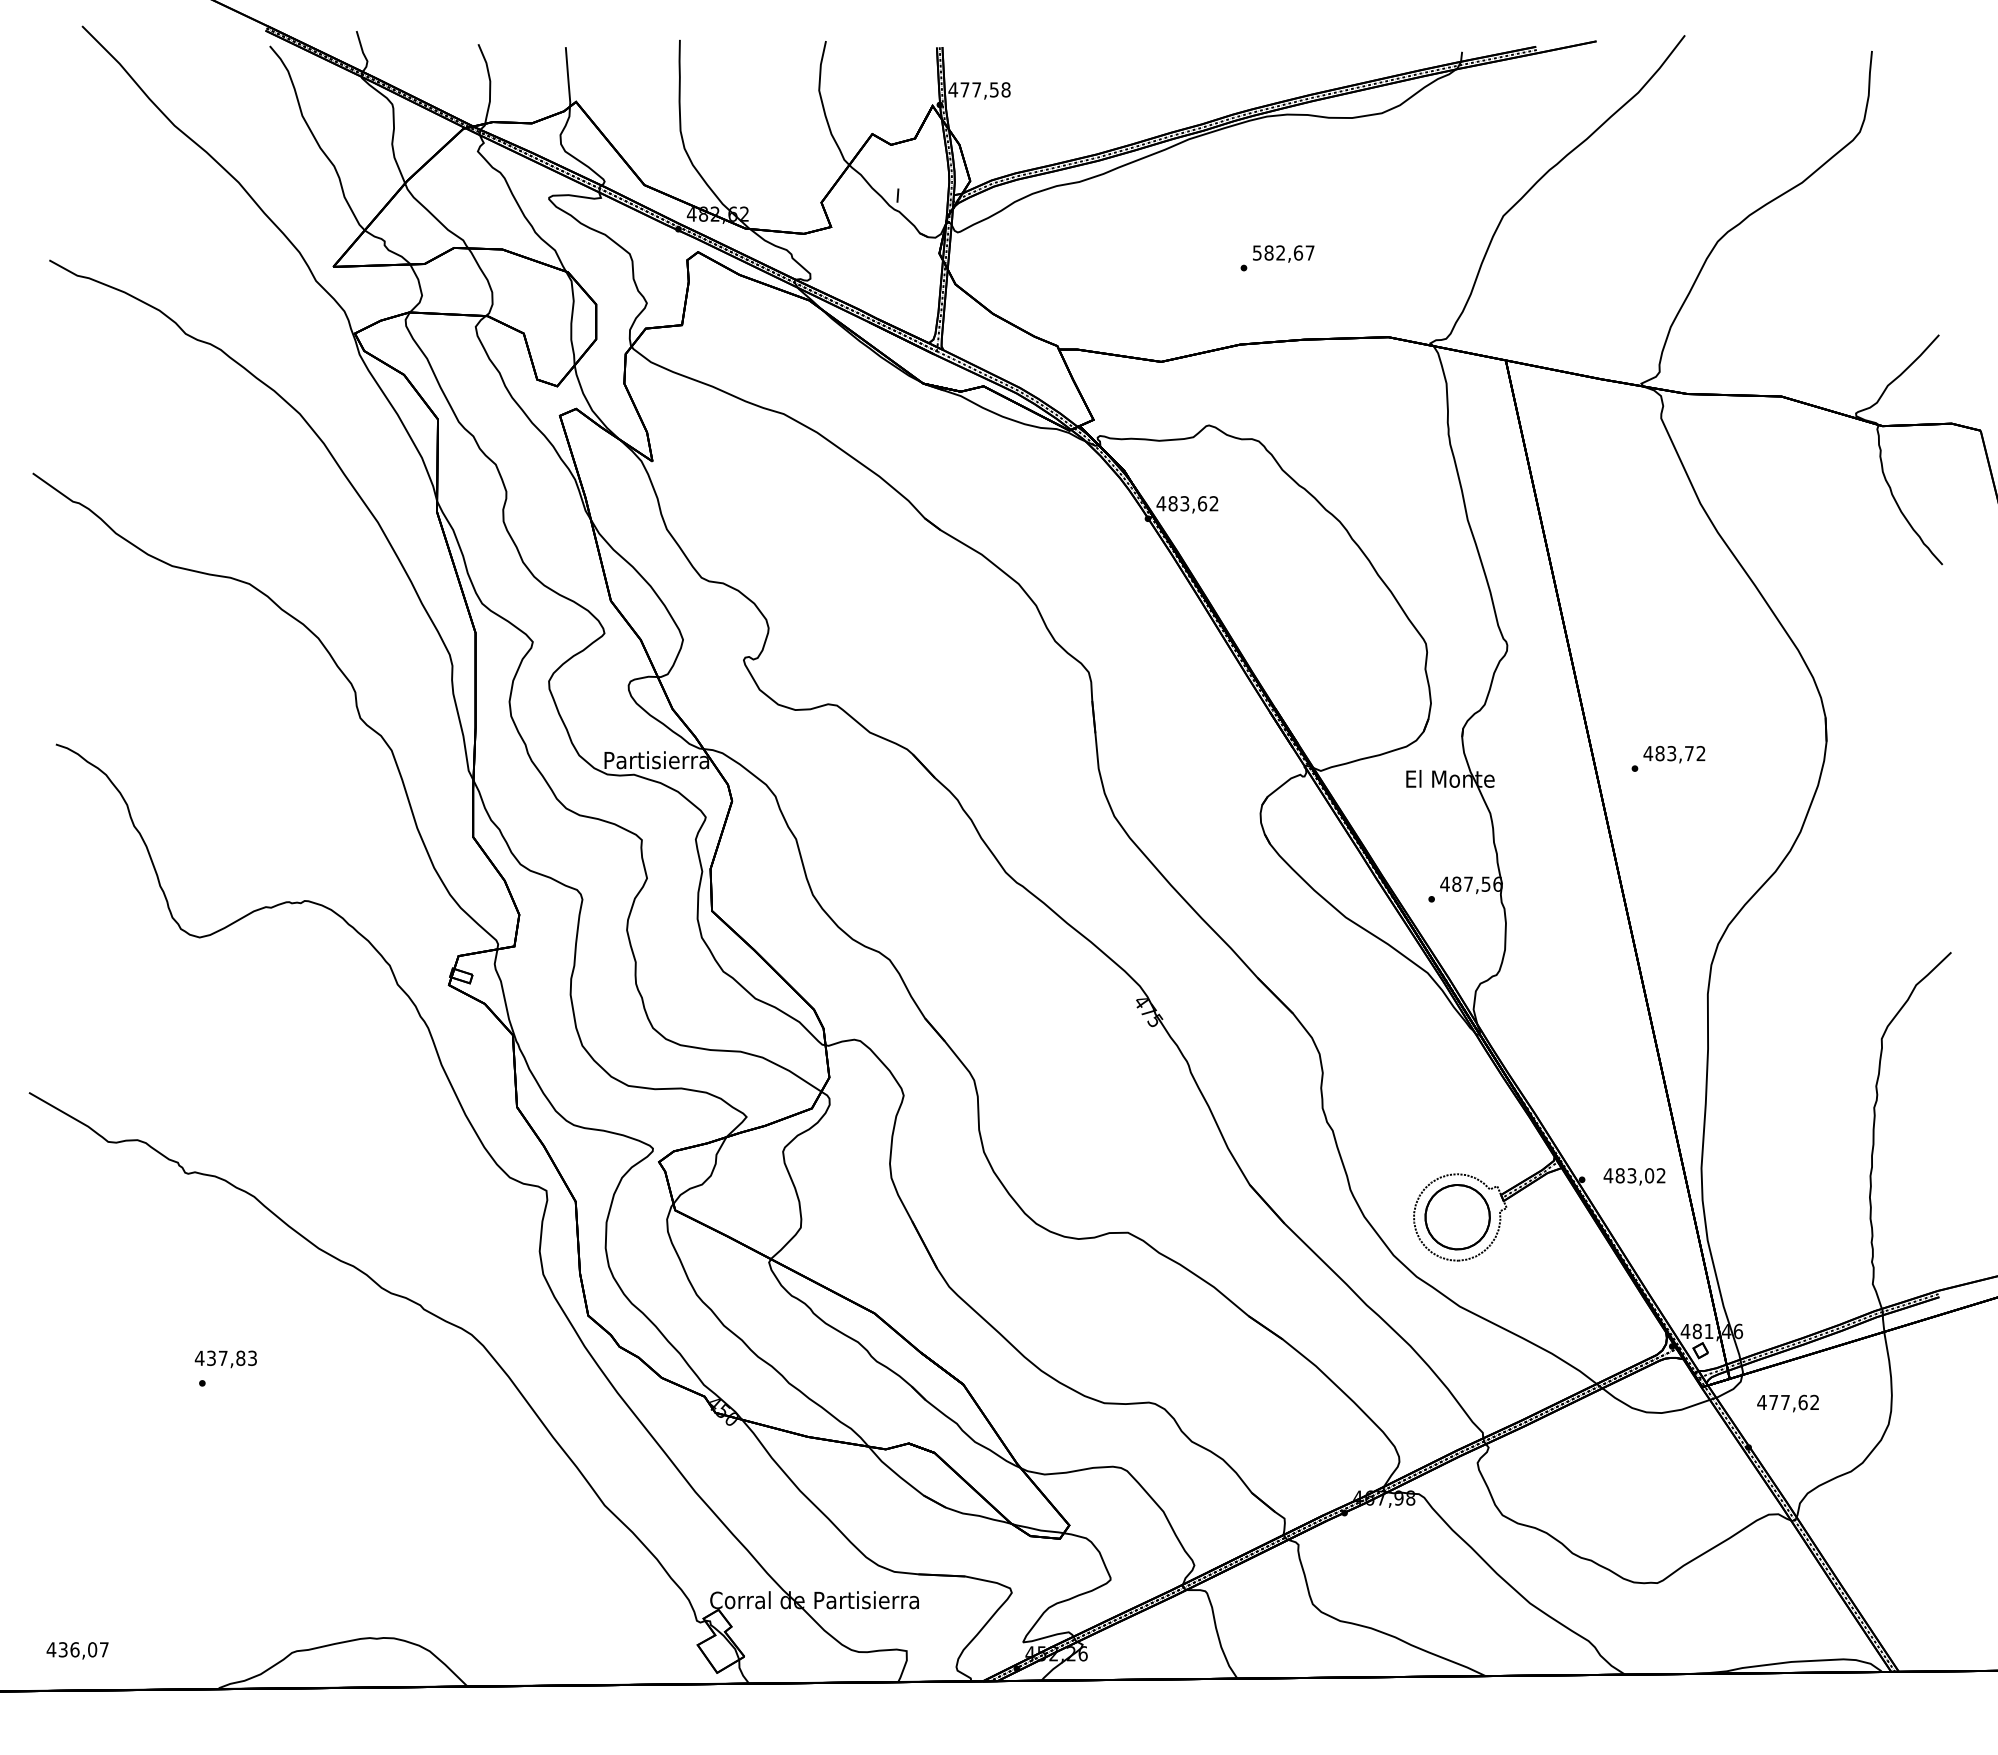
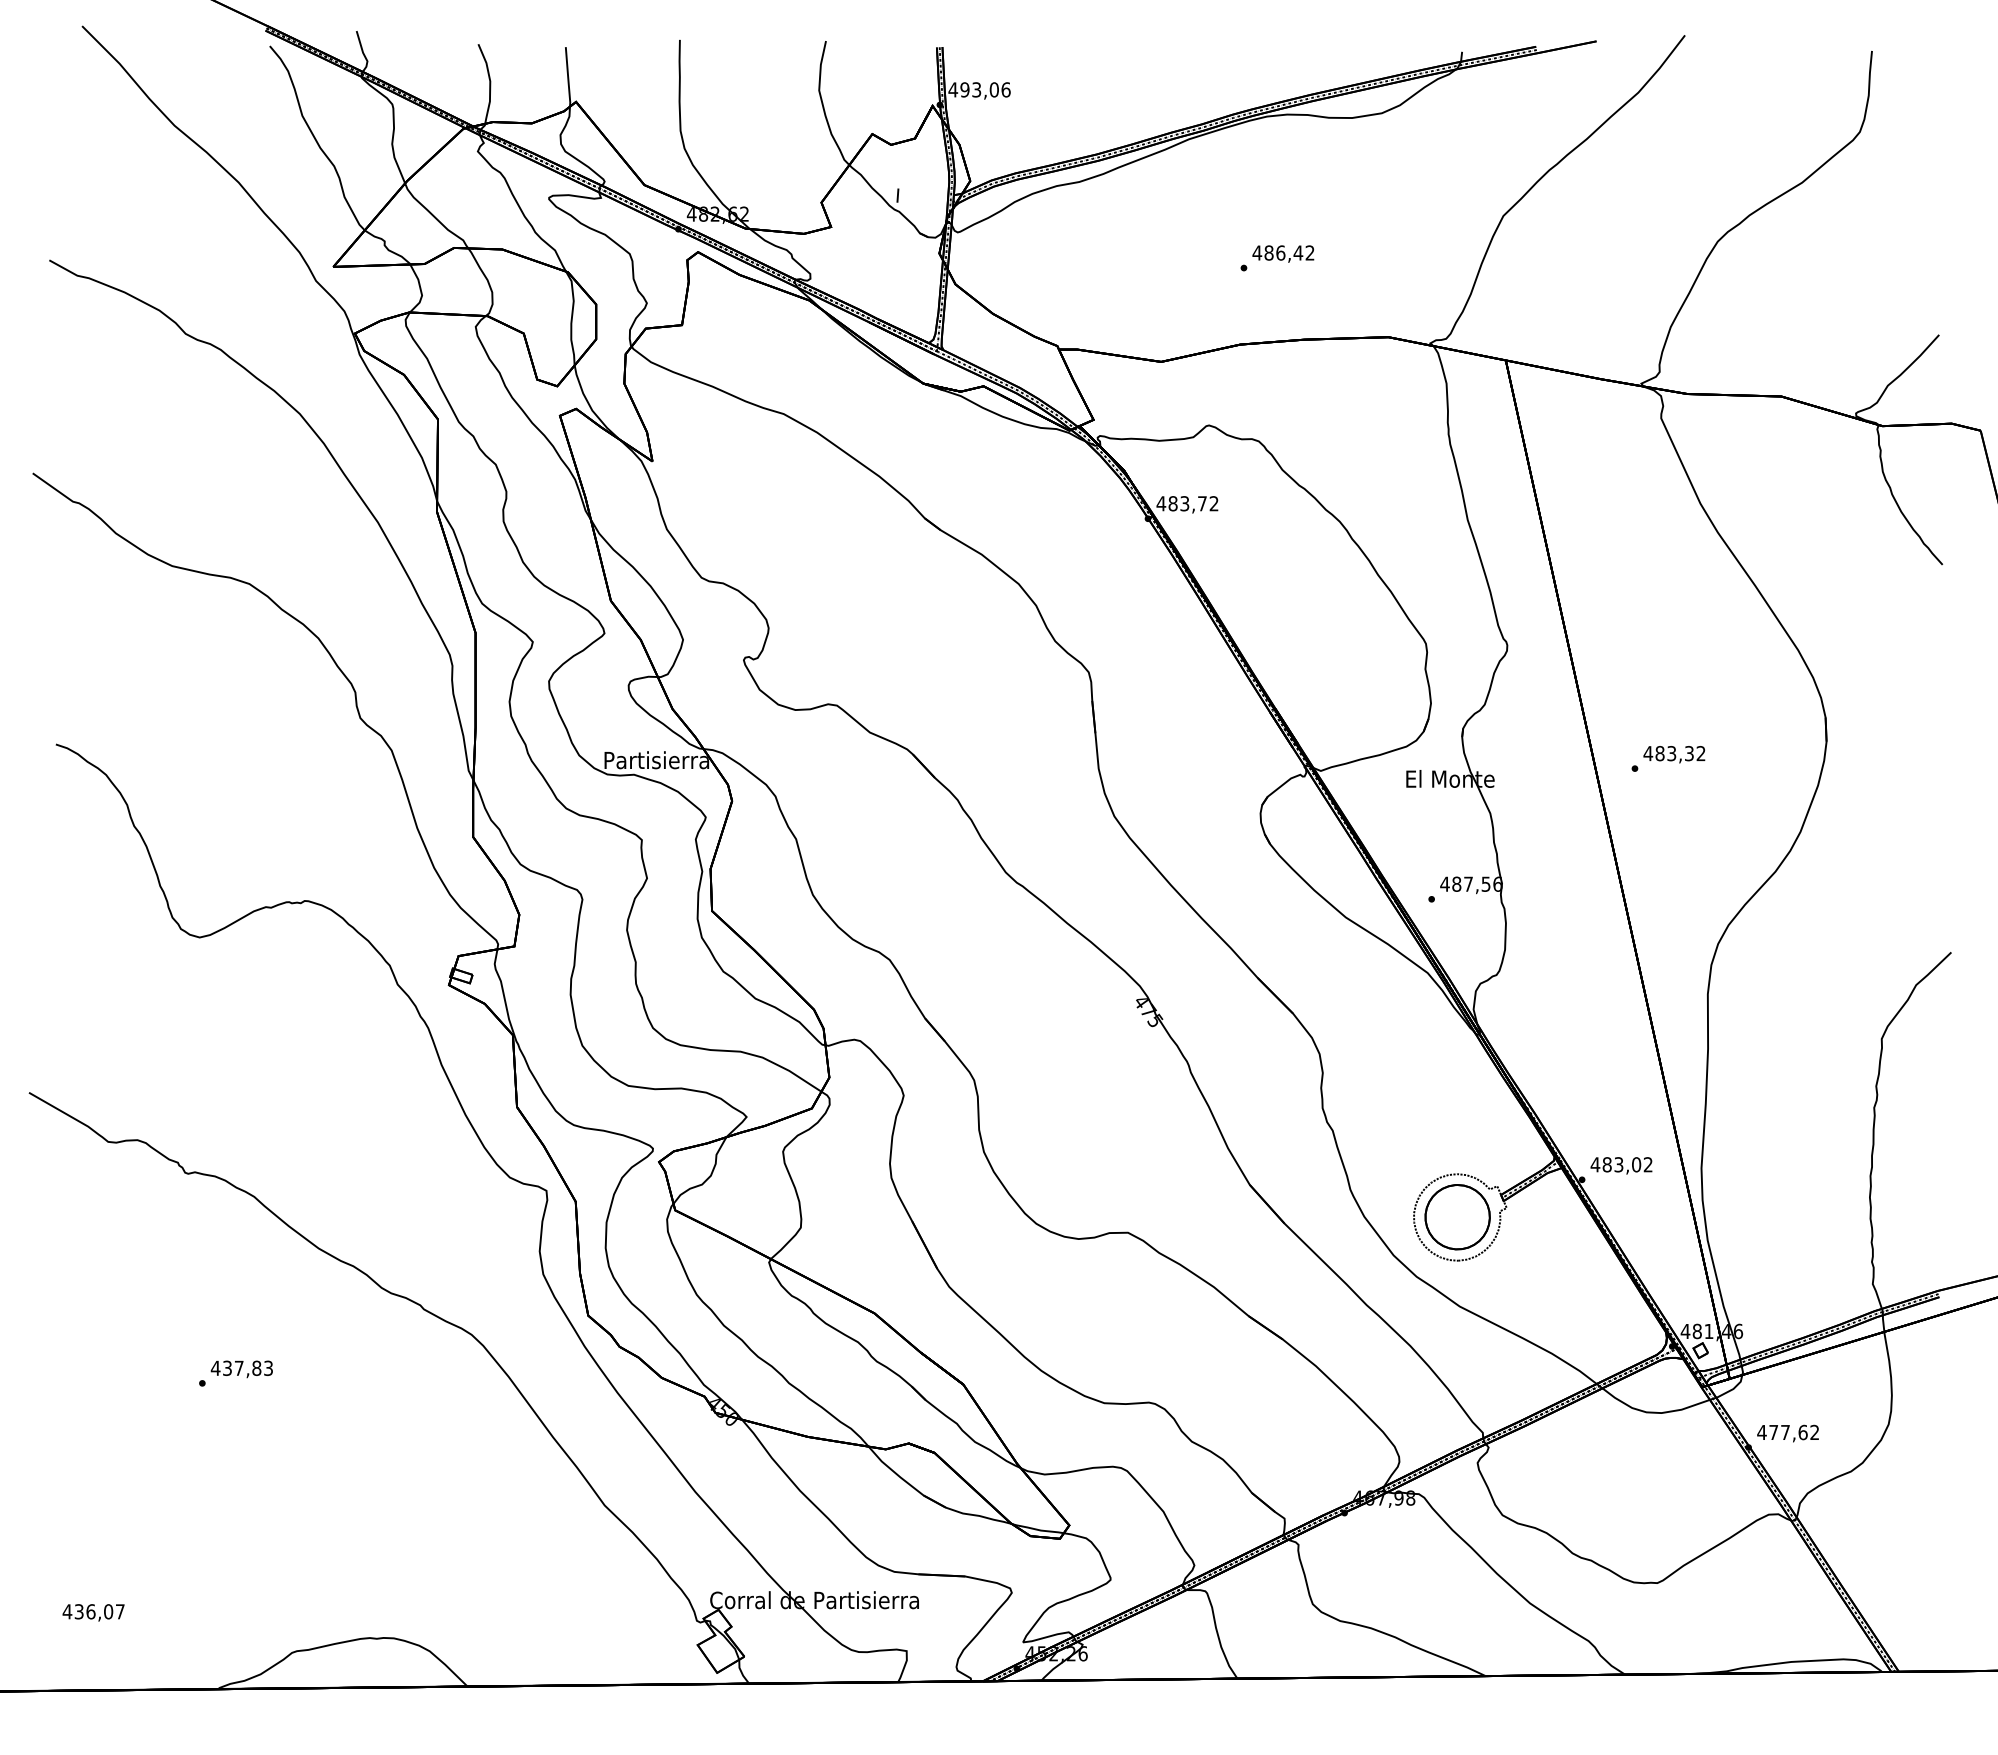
text: 477,58 -> 493,06 (985, 89)
text: 582,67 -> 486,42 (1283, 252)
text: 483,62 -> 483,72 (1202, 503)
text: 483,72 -> 483,32 (1689, 753)
text position: (1634, 1176) -> (1621, 1165) (1621, 1165)
text position: (225, 1359) -> (241, 1369) (241, 1369)
text position: (1787, 1403) -> (1787, 1433) (1787, 1433)
text position: (77, 1650) -> (93, 1612) (93, 1612)
